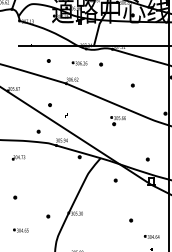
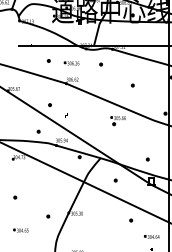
part position: (79, 63) -> (71, 63) (71, 63)
line: none -> present (85, 182)
